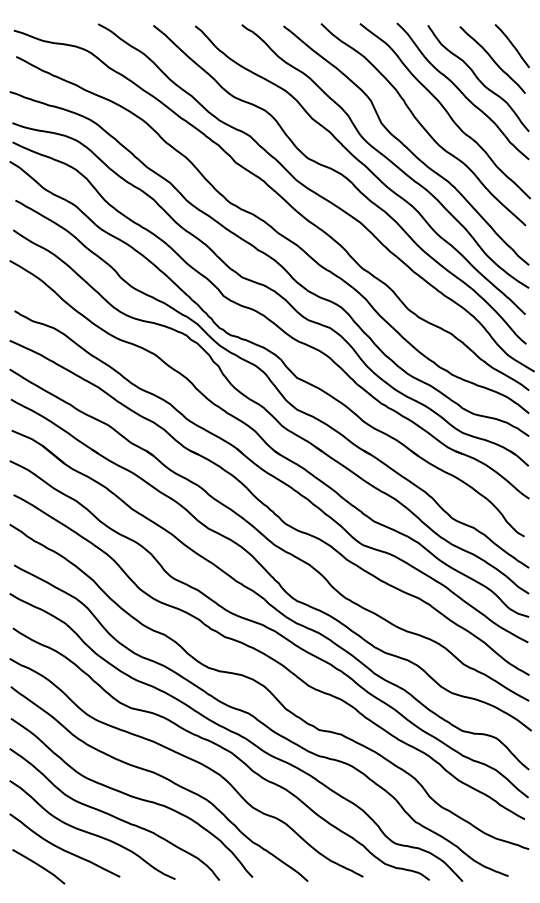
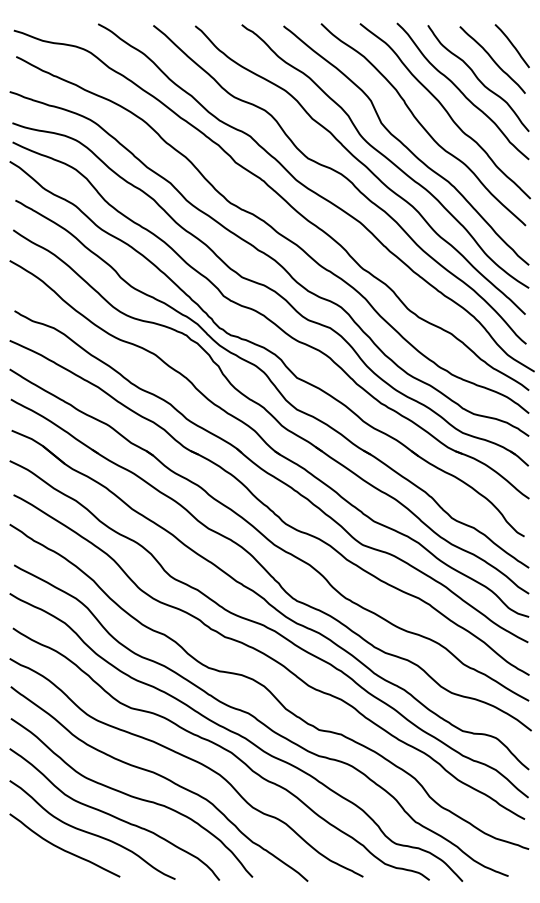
curve: present -> none (38, 866)
